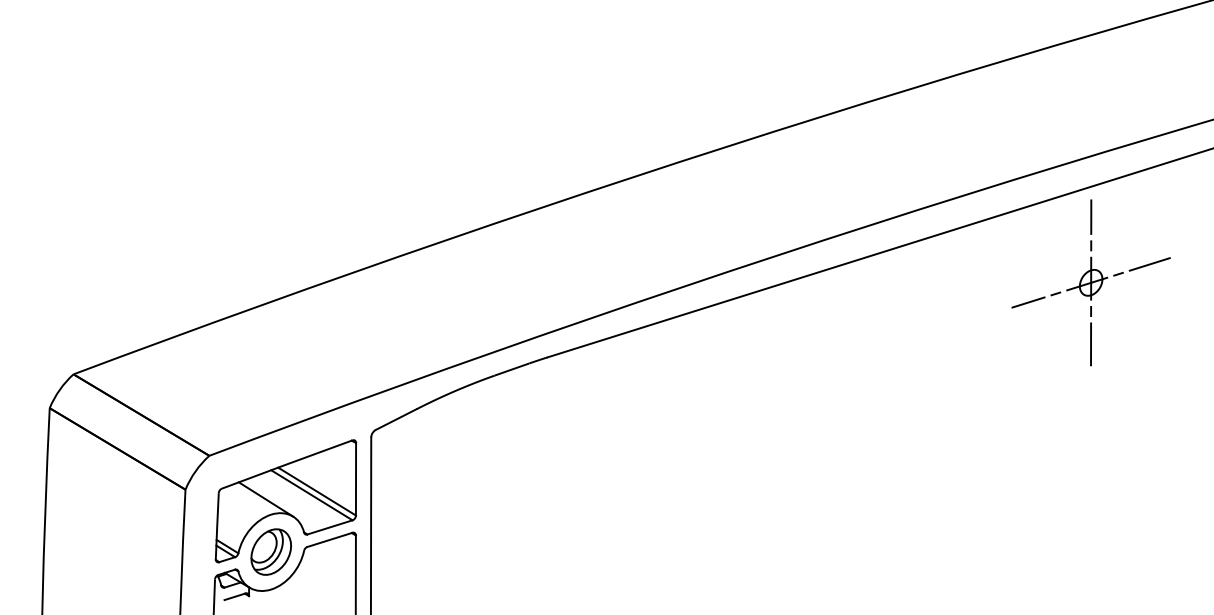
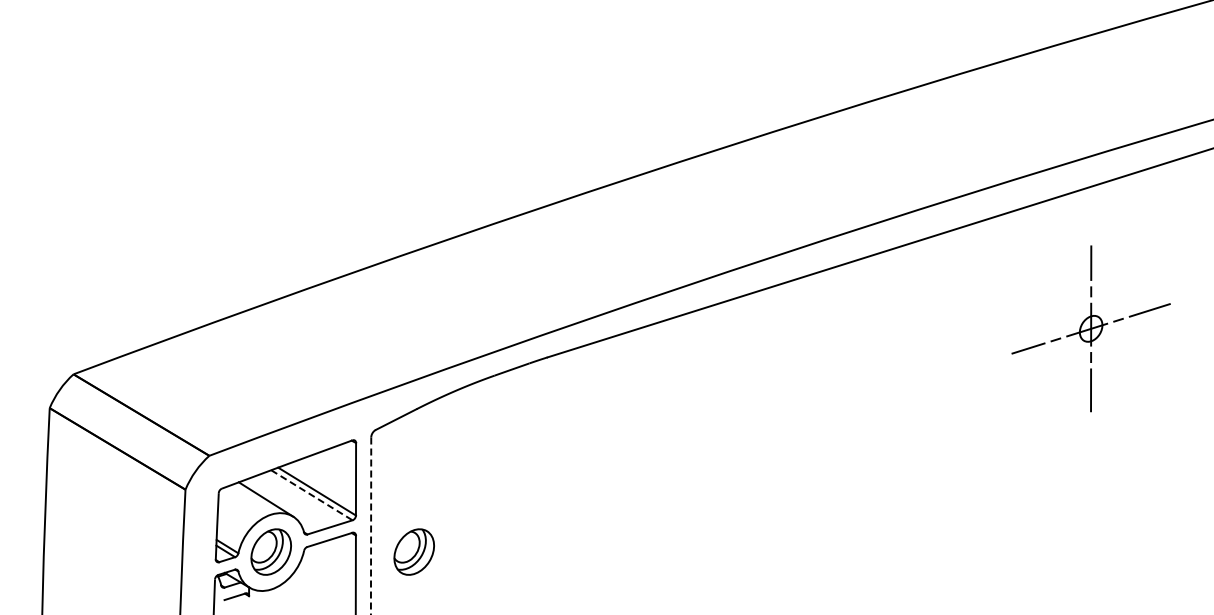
part position: (1090, 282) -> (1090, 328) (1090, 328)
line: solid -> dashed (311, 495)
line: solid -> dashed (371, 526)
part: none -> present (413, 551)
